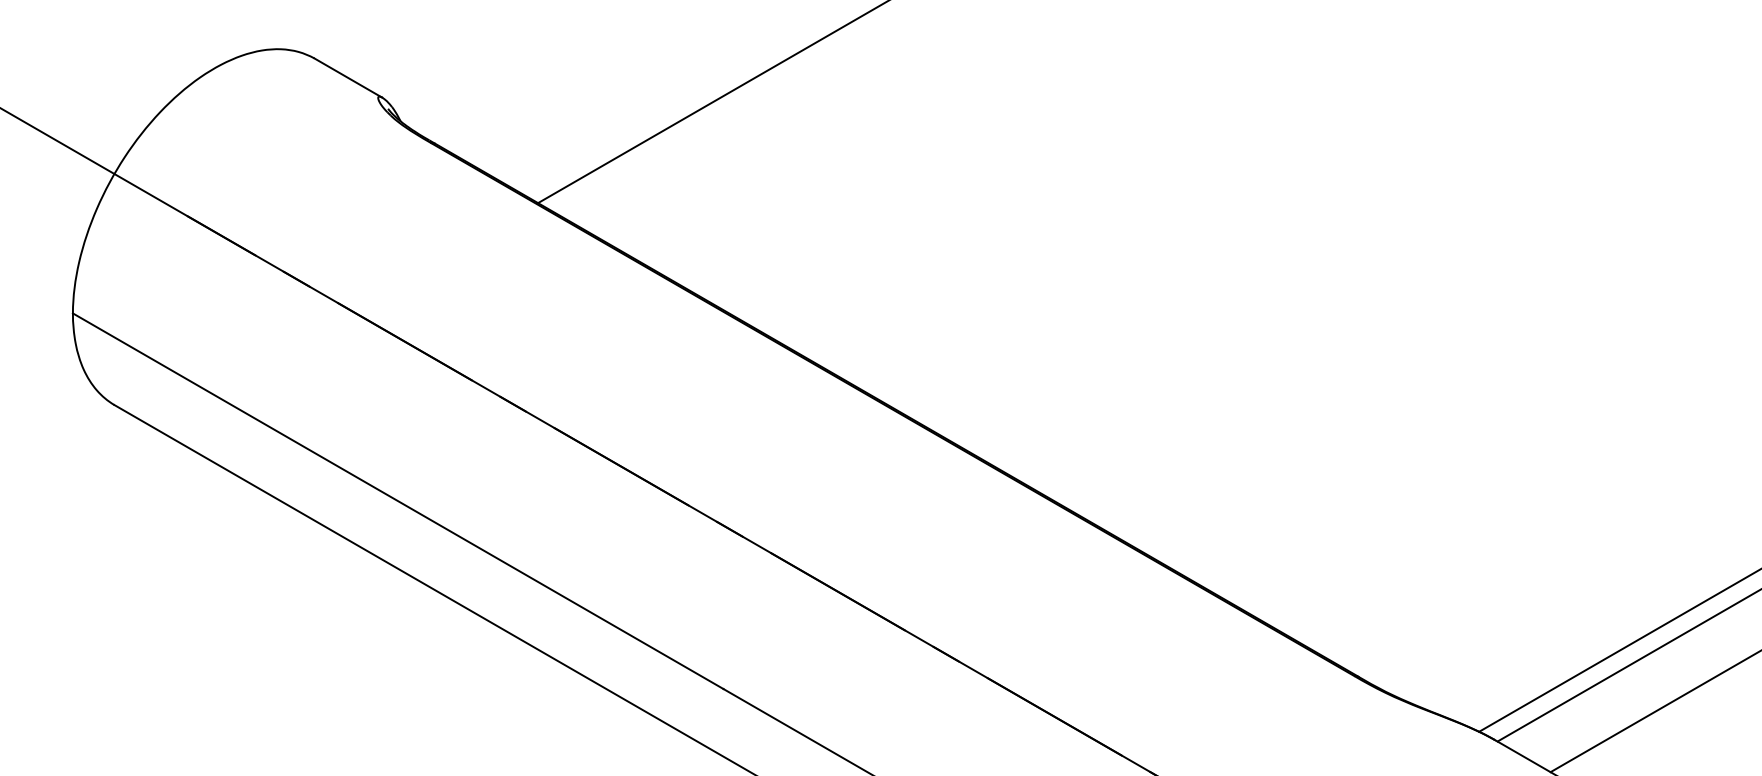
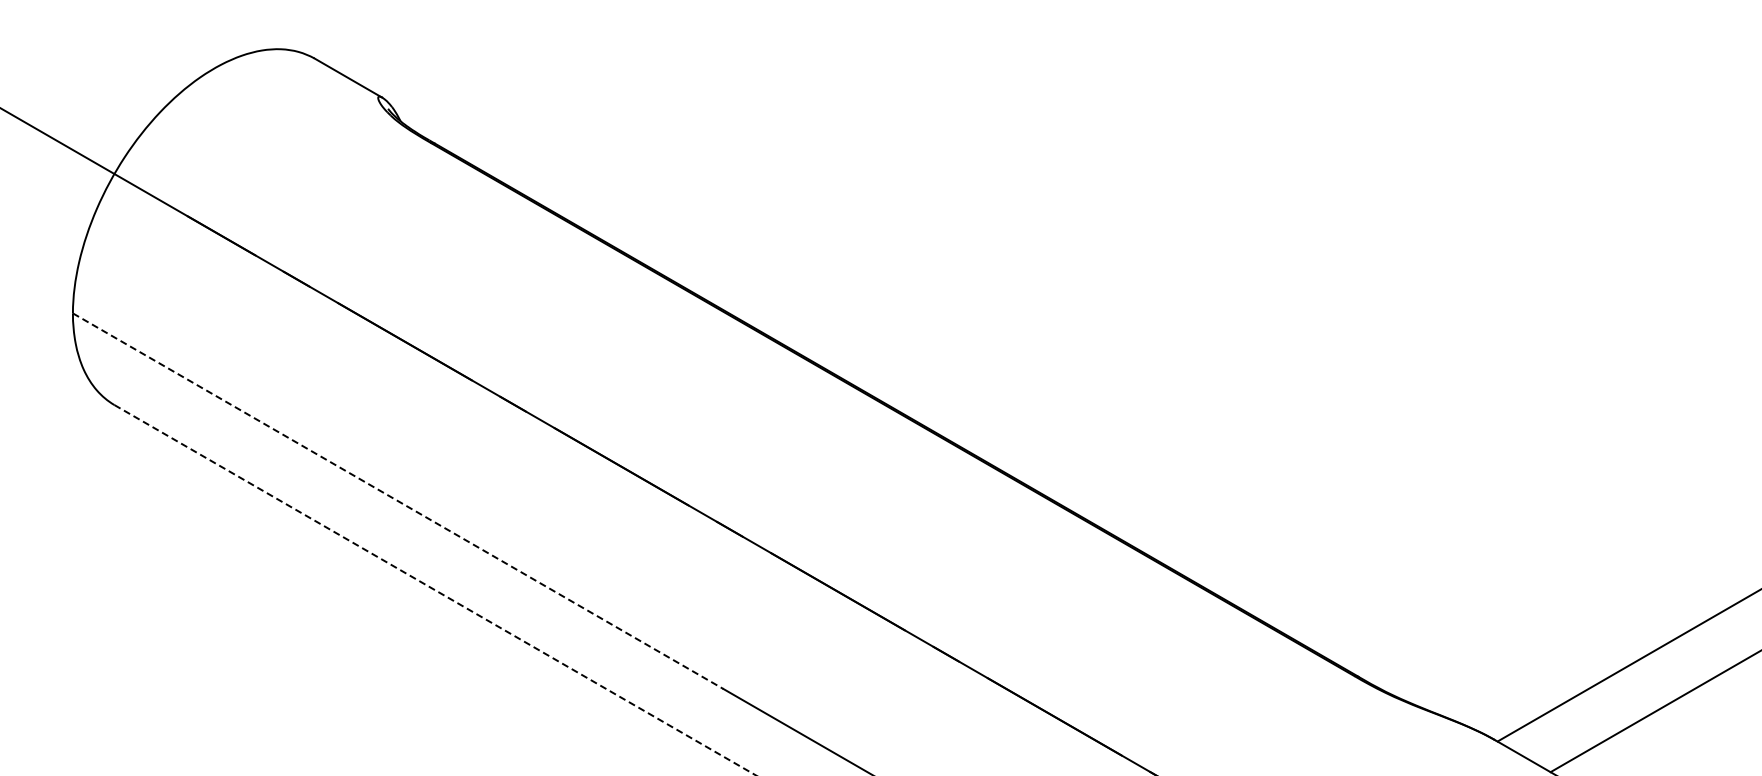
line: present -> none (712, 102)
line: solid -> dashed (398, 501)
line: solid -> dashed (435, 590)
line: present -> none (1618, 650)
